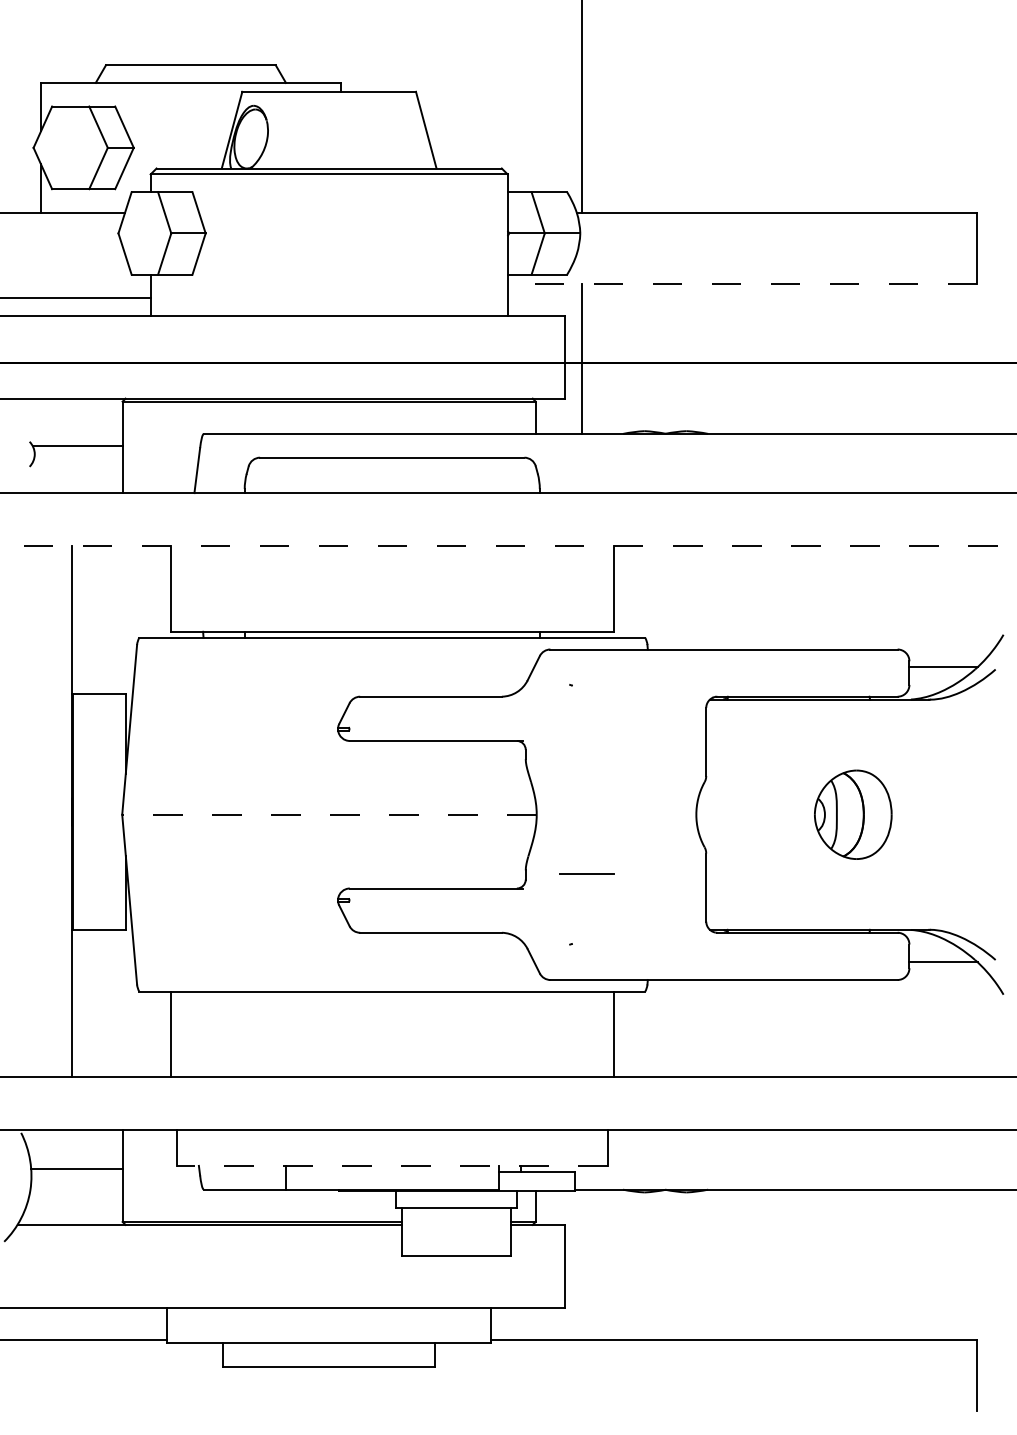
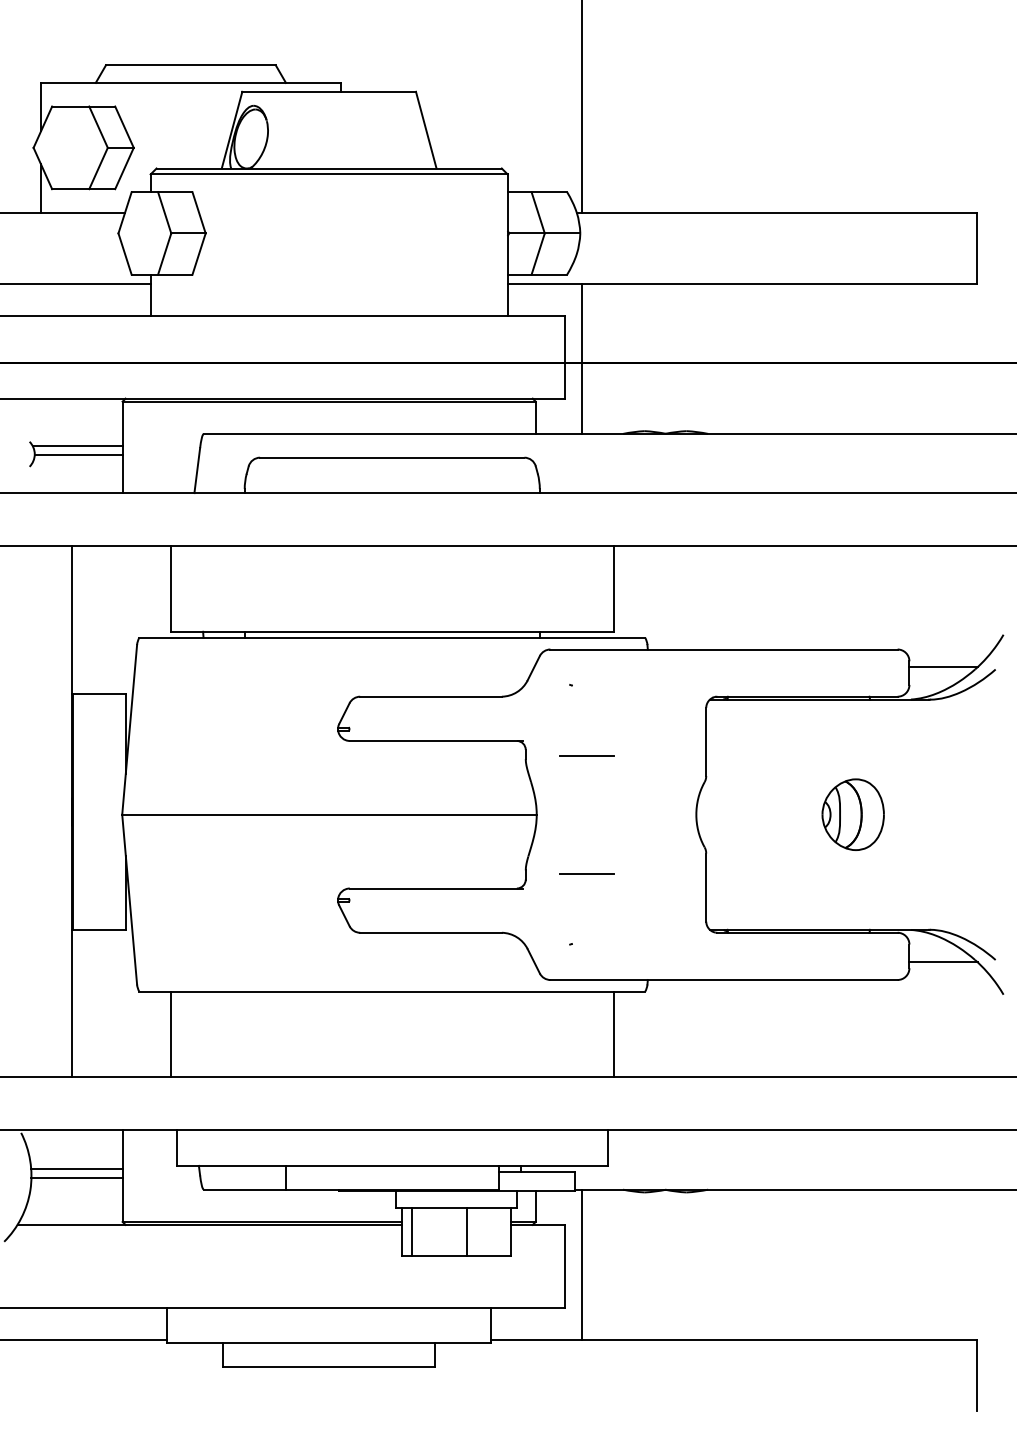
line: dashed -> solid (742, 283)
line position: (76, 297) -> (76, 283) (76, 283)
line: none -> present (78, 454)
line: dashed -> solid (508, 546)
line: none -> present (586, 755)
line: dashed -> solid (328, 814)
part size: 79x91 px -> 64x73 px (852, 814)
line: dashed -> solid (391, 1165)
line: none -> present (76, 1177)
line: none -> present (412, 1231)
line: none -> present (466, 1231)
line: none -> present (582, 1264)
